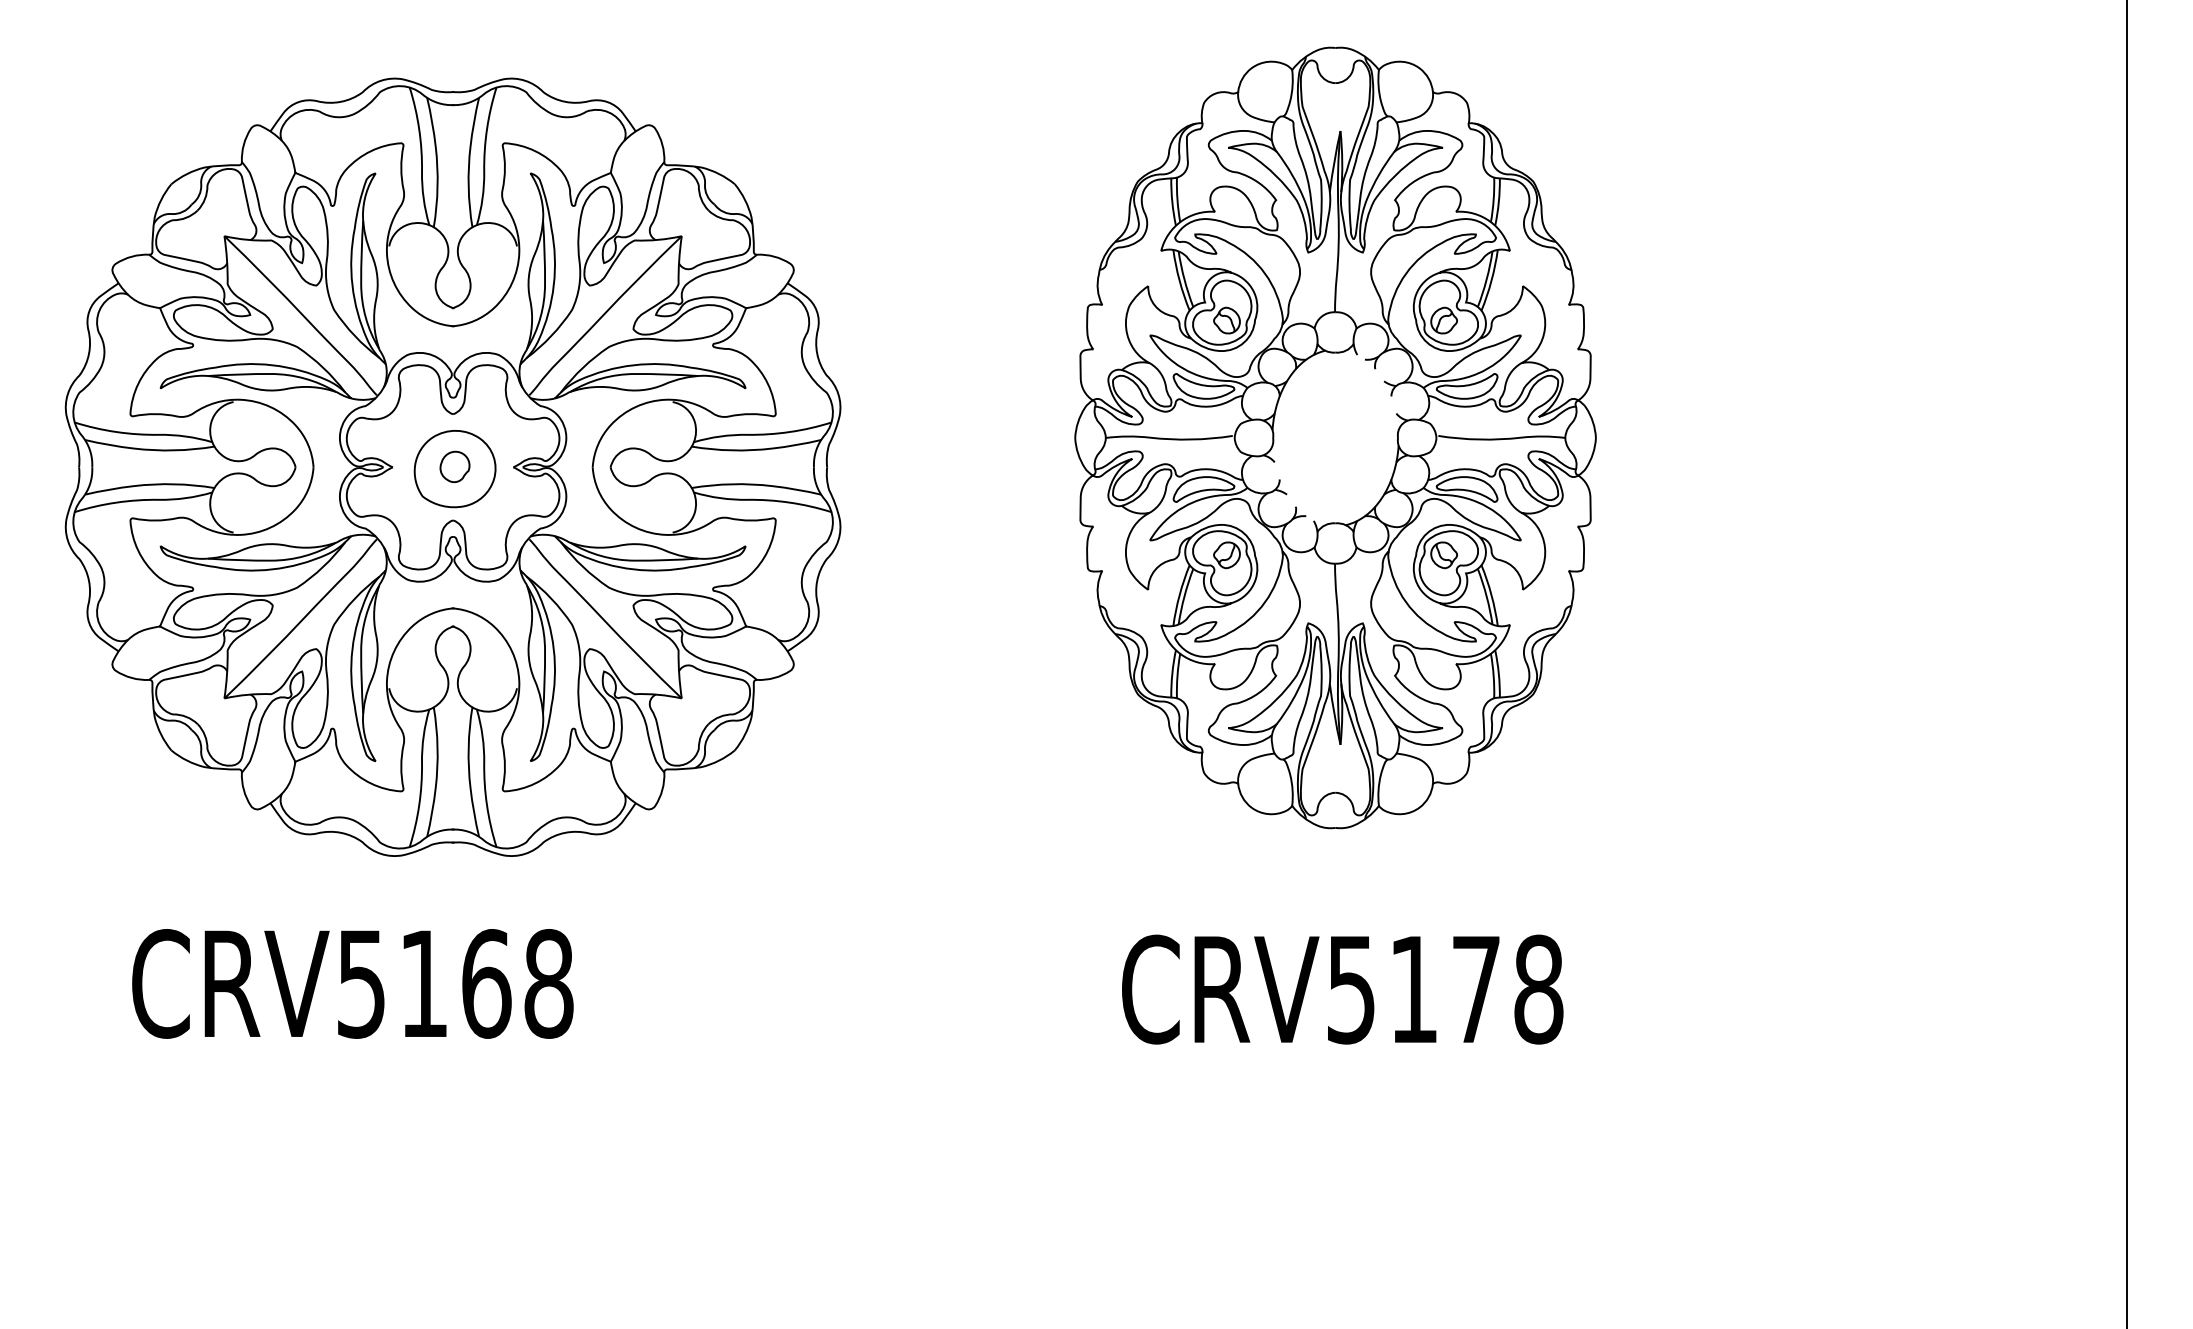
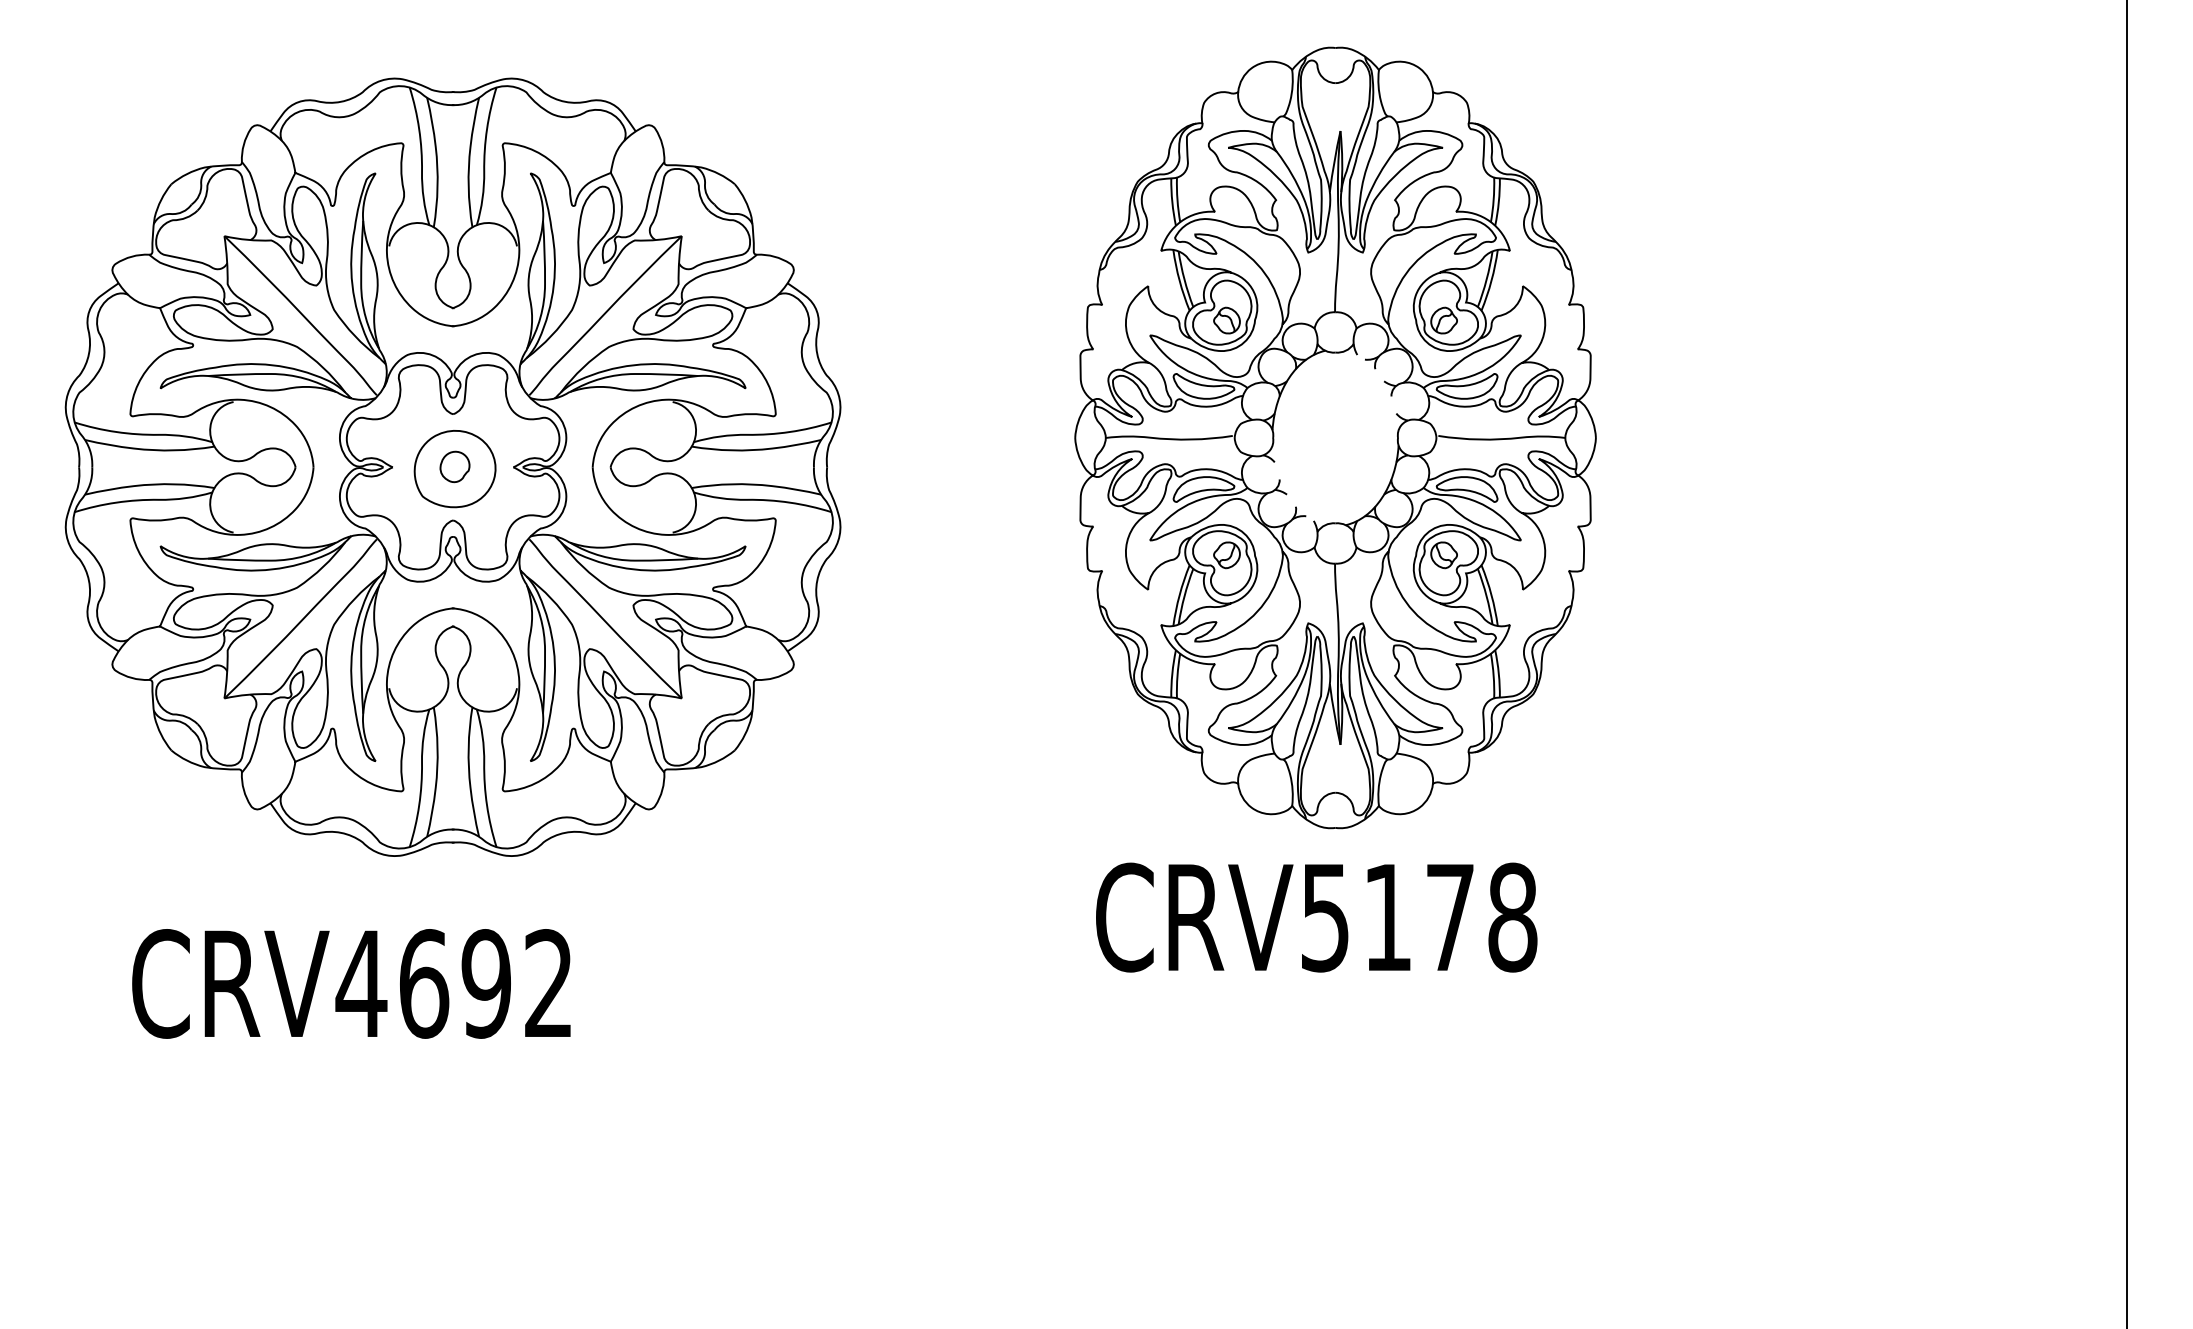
text: CRV5168 -> CRV4692 (454, 983)
text position: (1342, 989) -> (1316, 917) (1316, 917)
